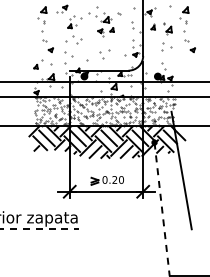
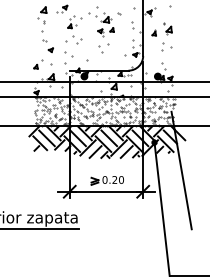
part position: (152, 26) -> (153, 32) (153, 32)
part: present -> none (187, 29)
part position: (104, 54) -> (103, 48) (103, 48)
line: dashed -> solid (162, 209)
line: dashed -> solid (40, 229)
